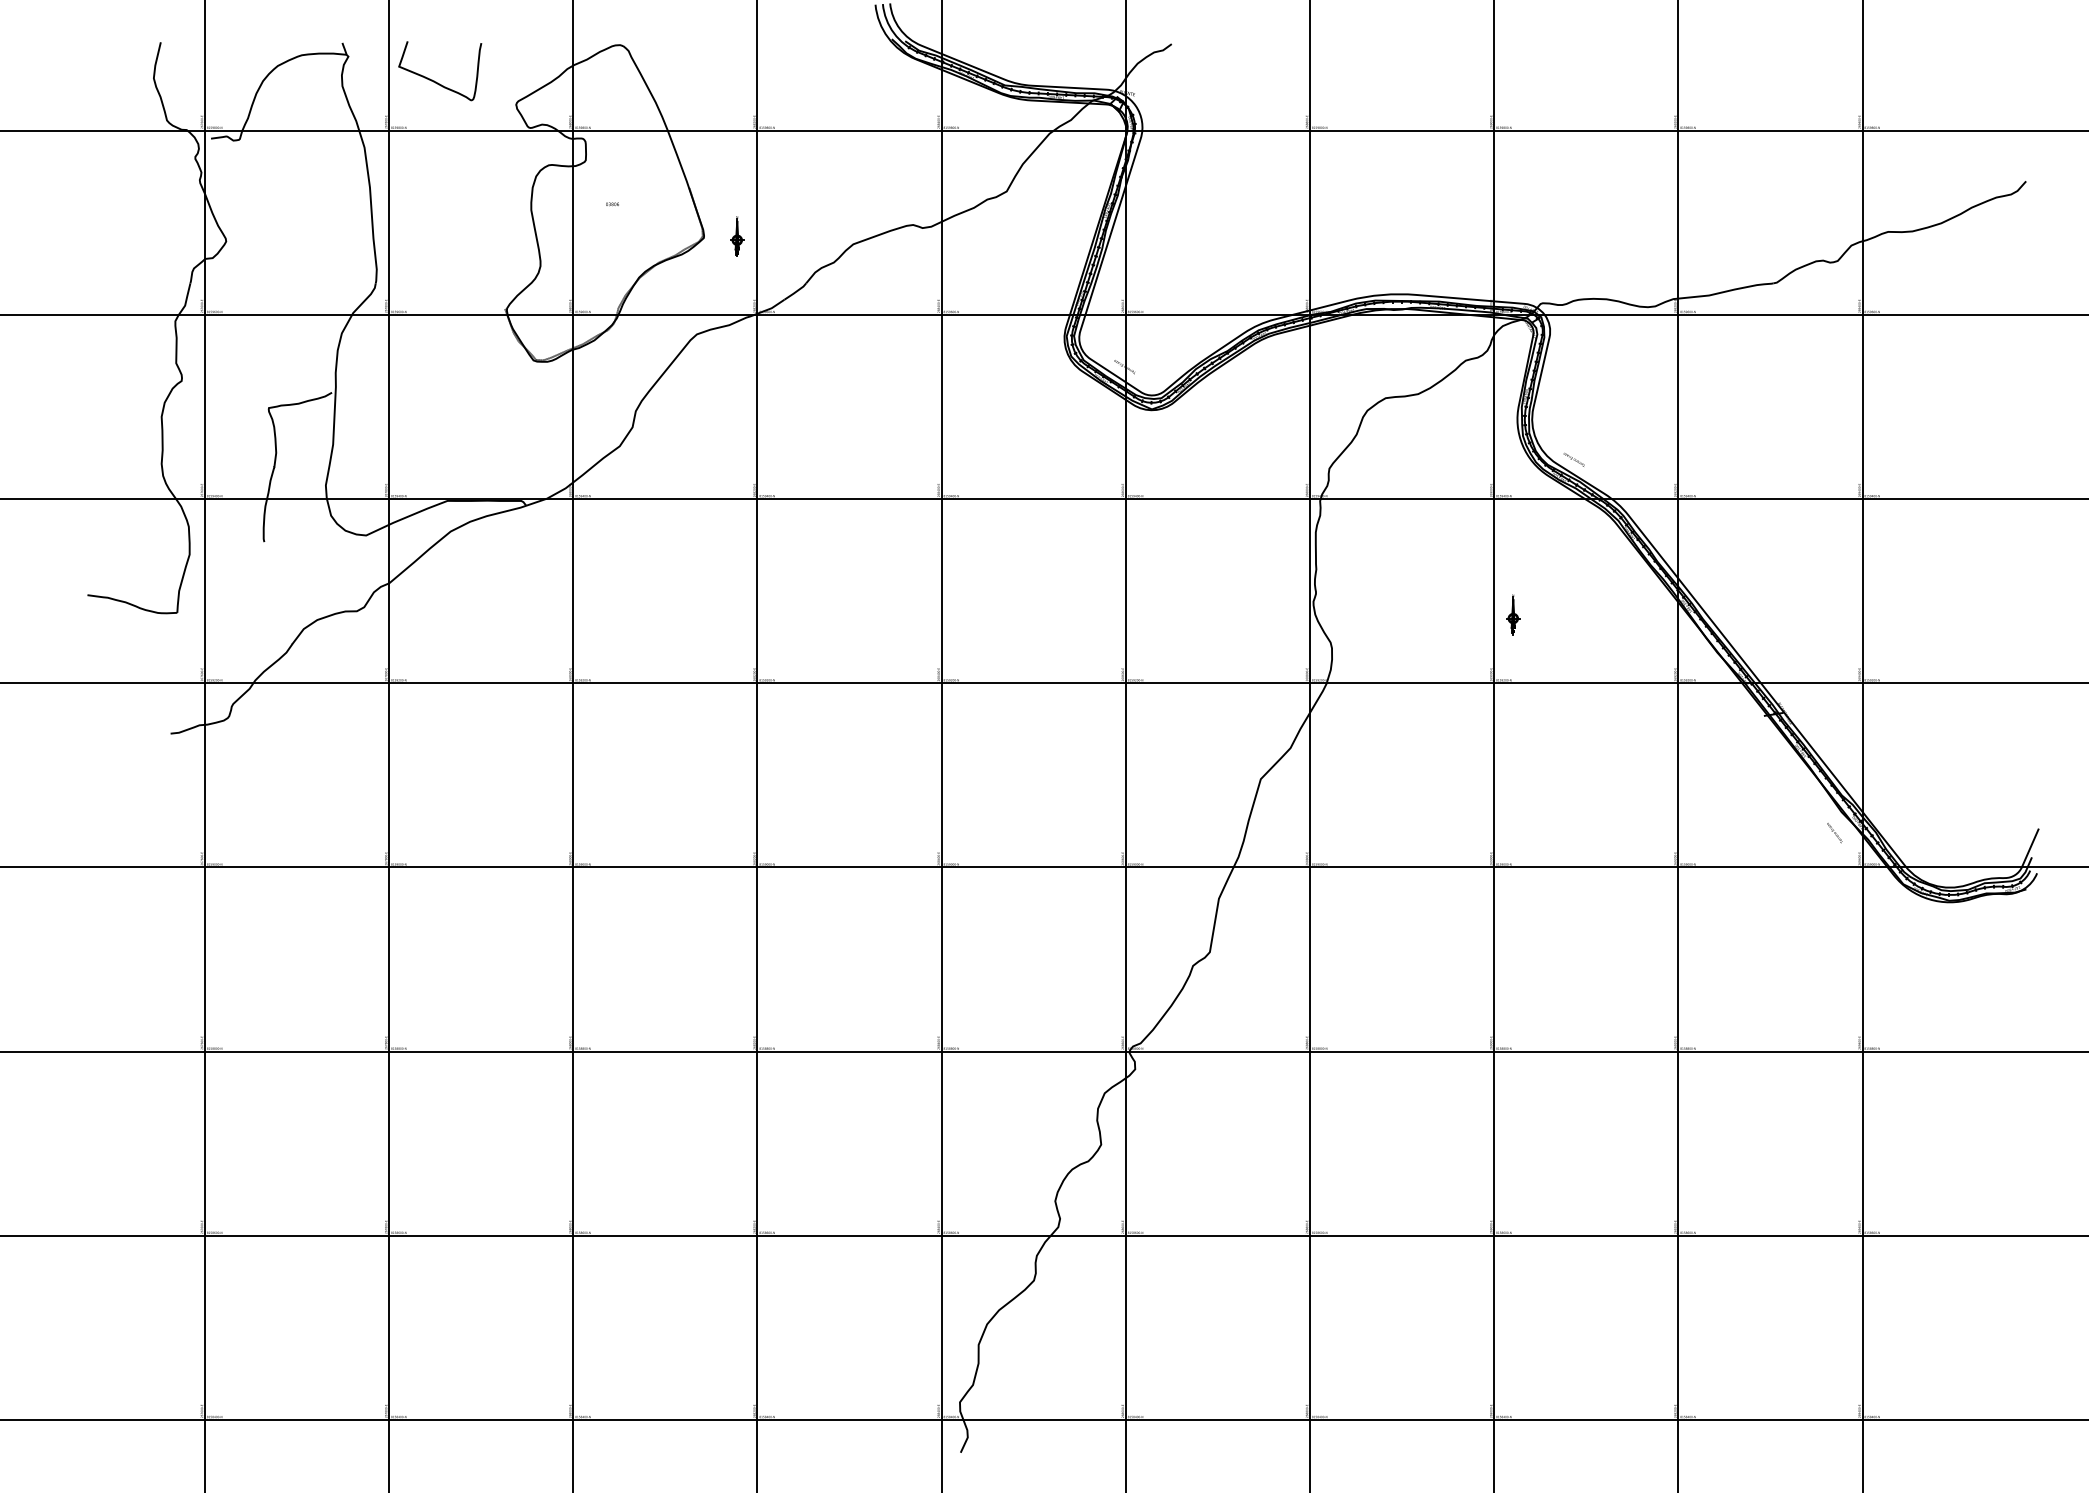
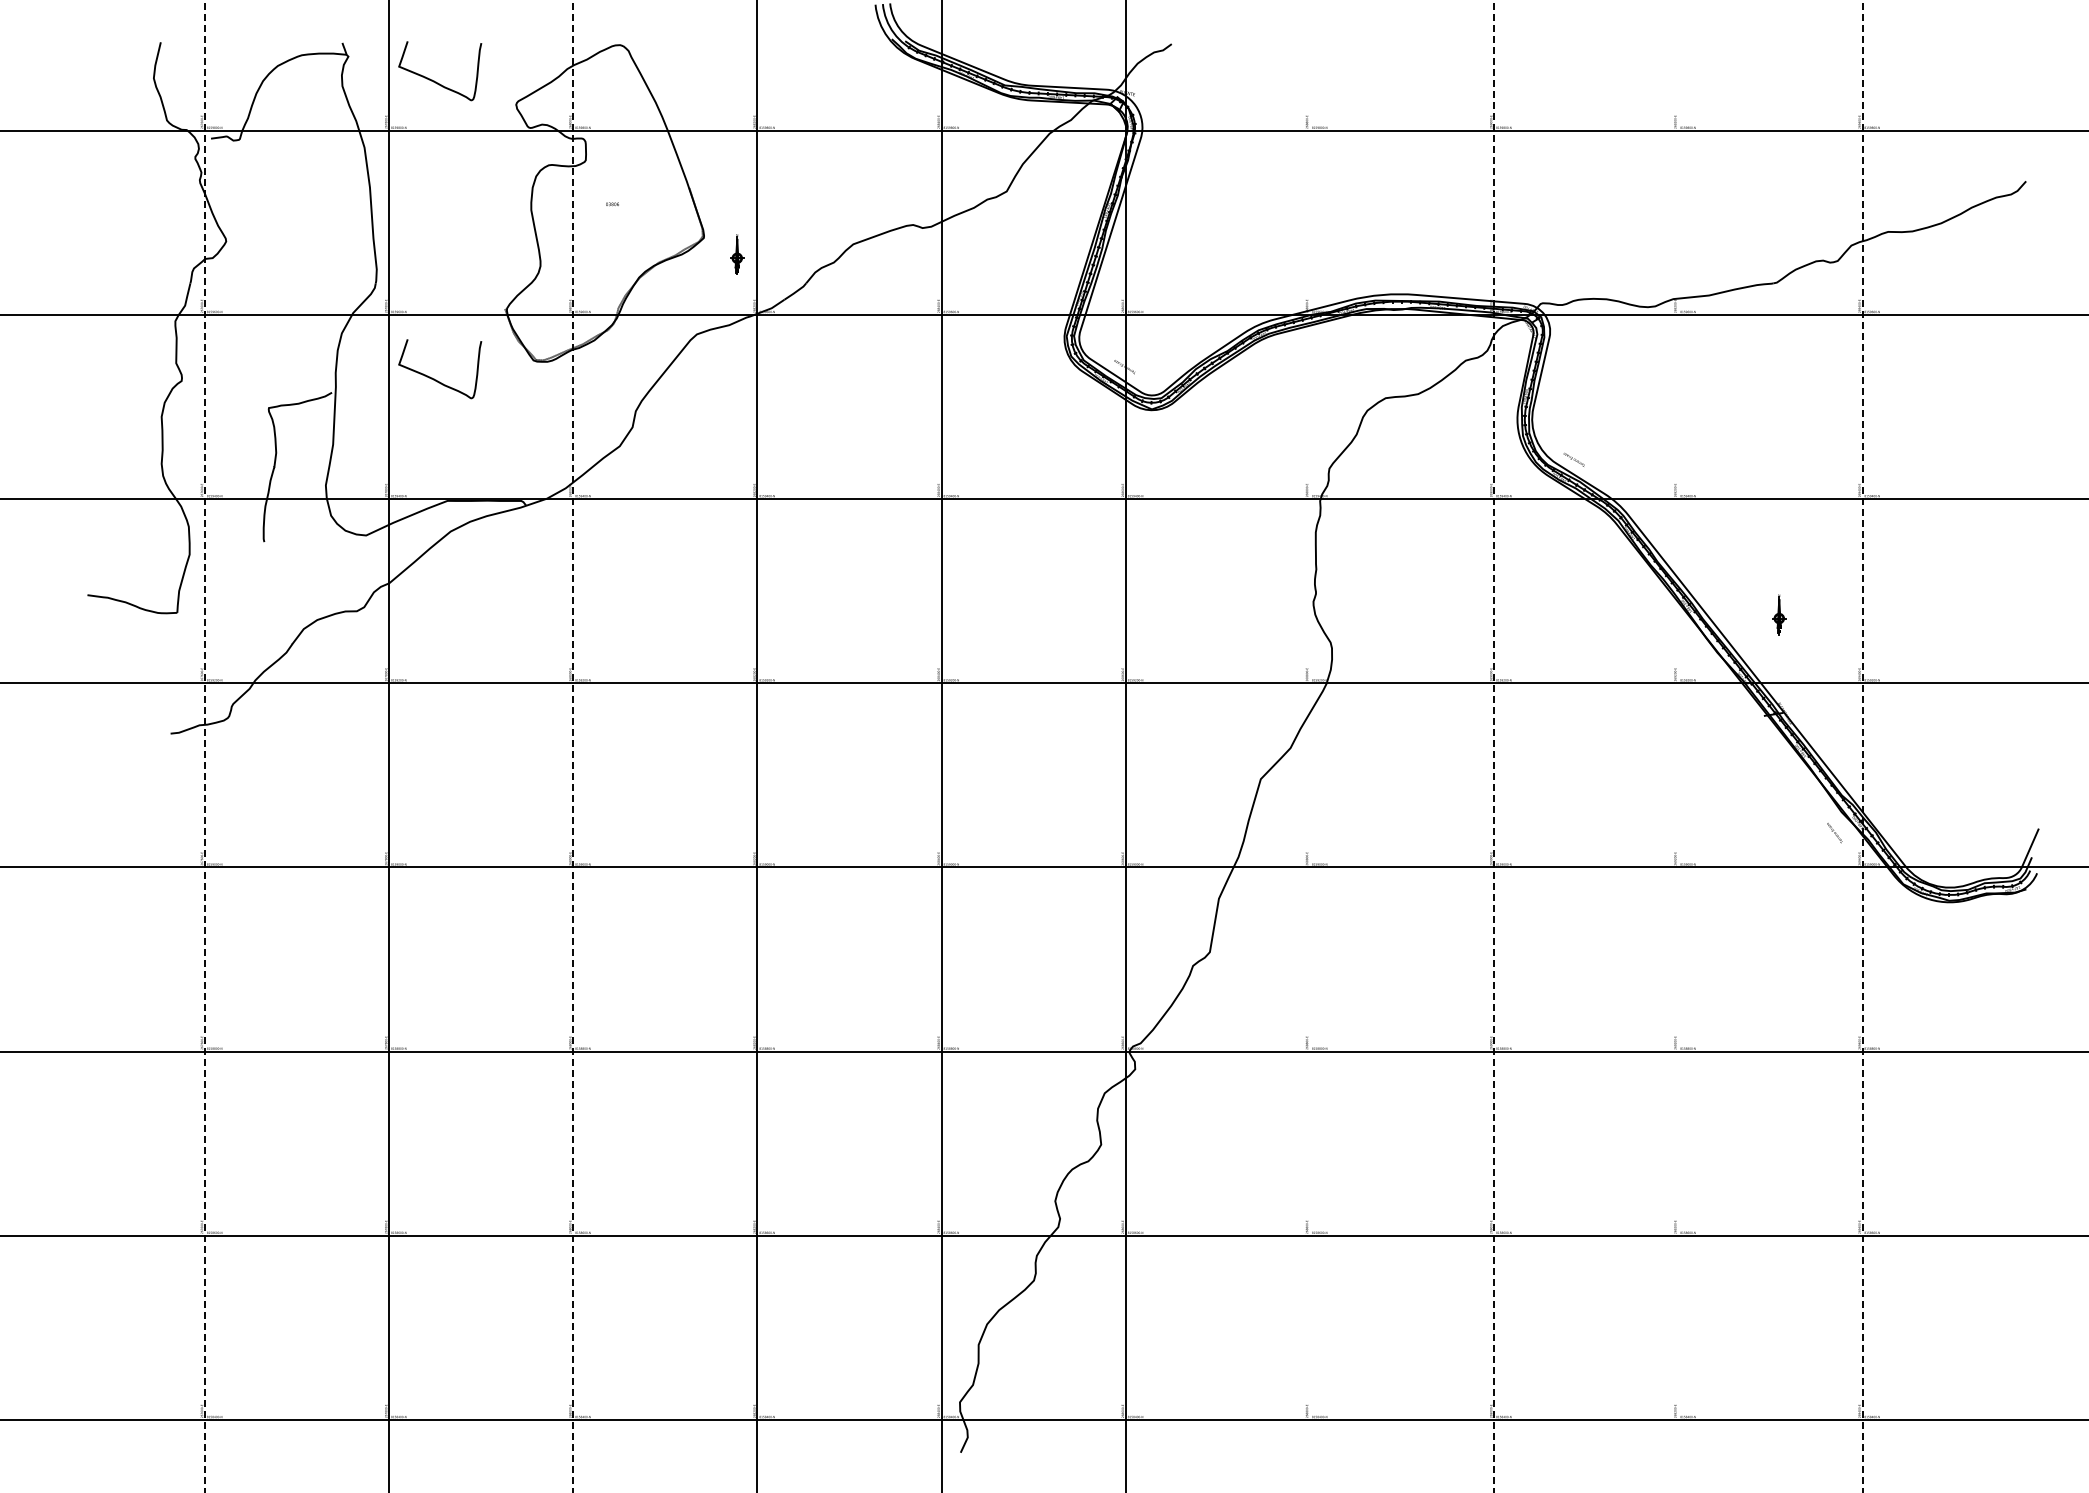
part position: (737, 236) -> (737, 254) (737, 254)
curve: none -> present (436, 379)
part position: (1513, 614) -> (1779, 614) (1779, 614)
line: present -> none (1310, 745)
line: present -> none (1678, 745)
line: solid -> dashed (204, 746)
line: solid -> dashed (573, 746)
line: solid -> dashed (1494, 746)
line: solid -> dashed (1862, 746)
